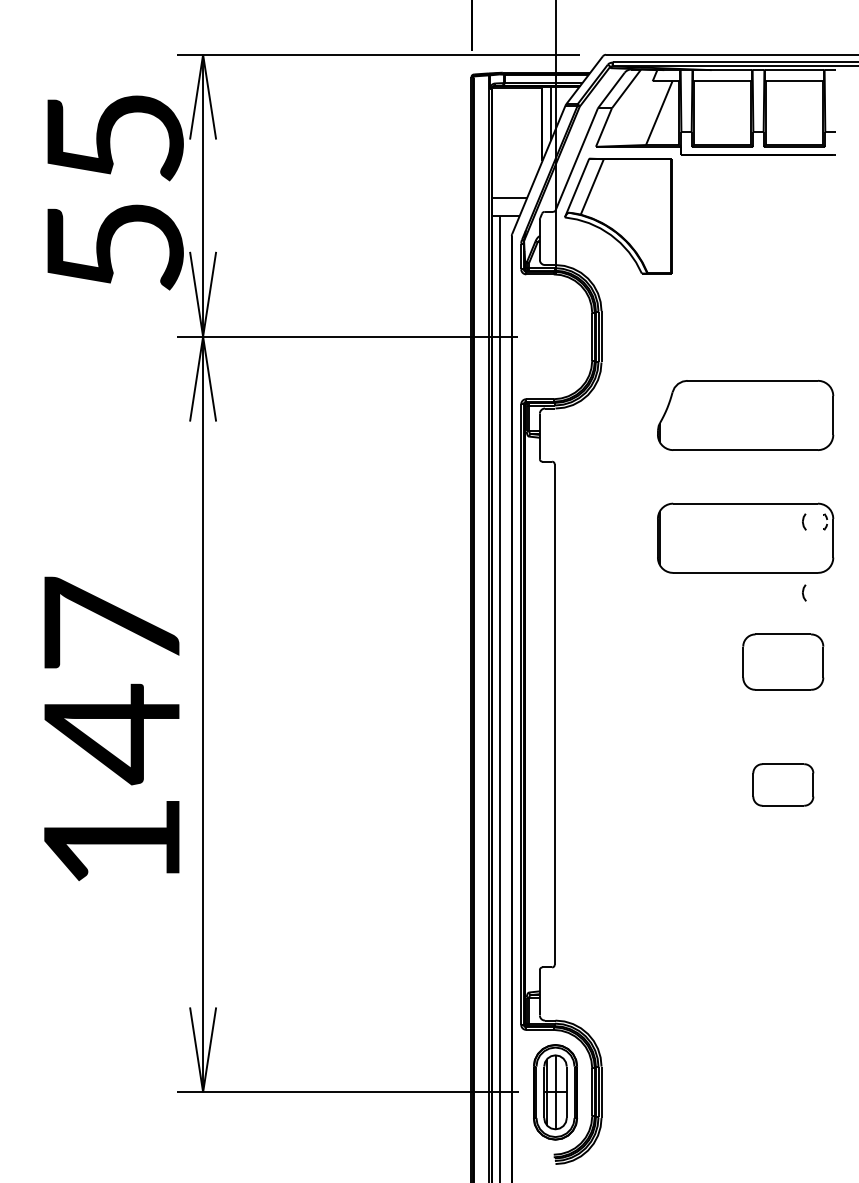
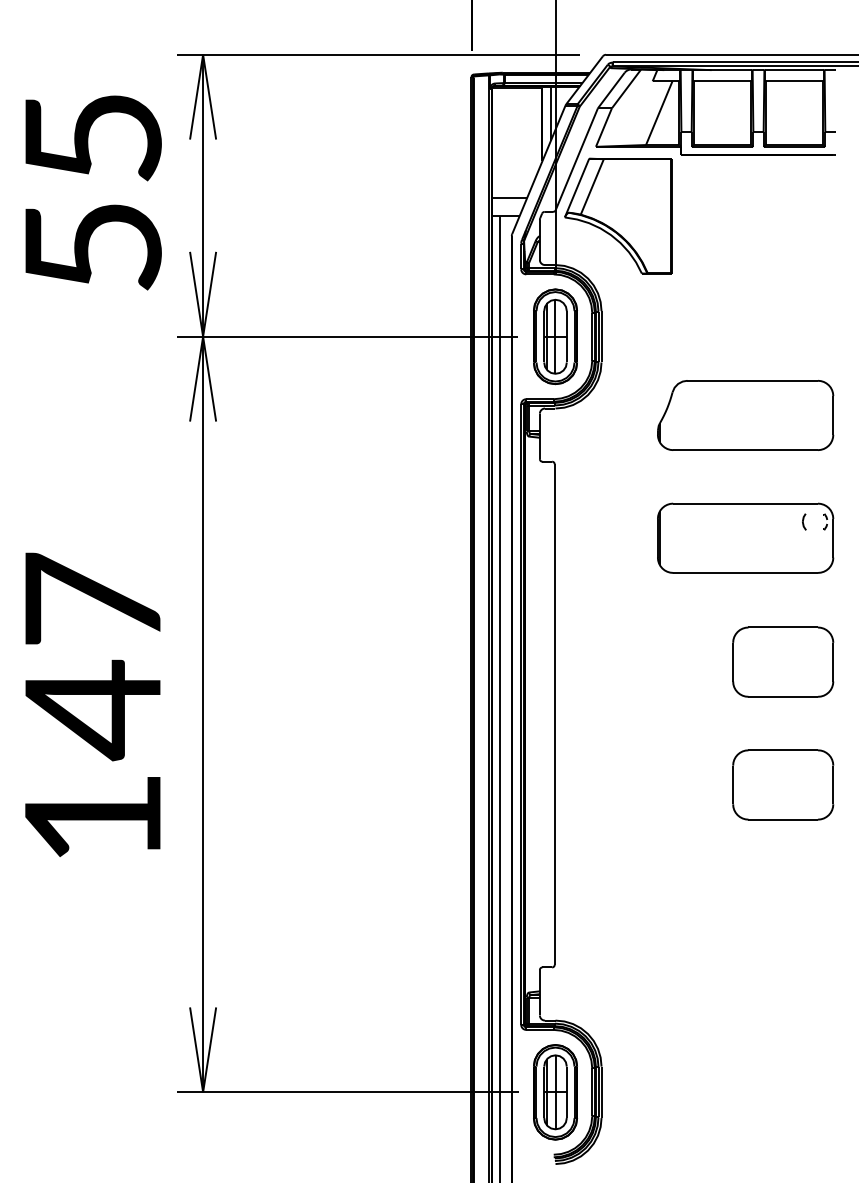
text position: (115, 192) -> (93, 192) (93, 192)
part: none -> present (555, 336)
part: present -> none (804, 592)
part size: 83x58 px -> 103x72 px (783, 661)
text position: (111, 728) -> (92, 704) (92, 704)
part size: 63x44 px -> 103x72 px (783, 784)
